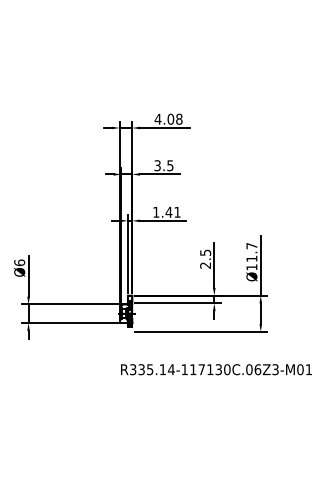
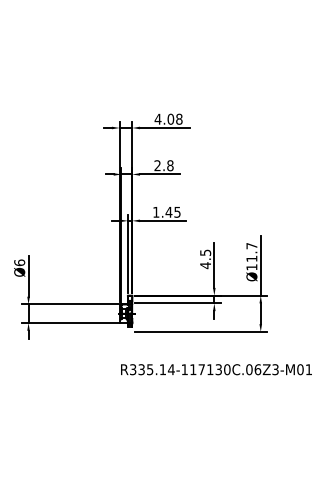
text: 3.5 -> 2.8 (163, 165)
text: 1.41 -> 1.45 (177, 212)
text: 2.5 -> 4.5 (205, 265)
